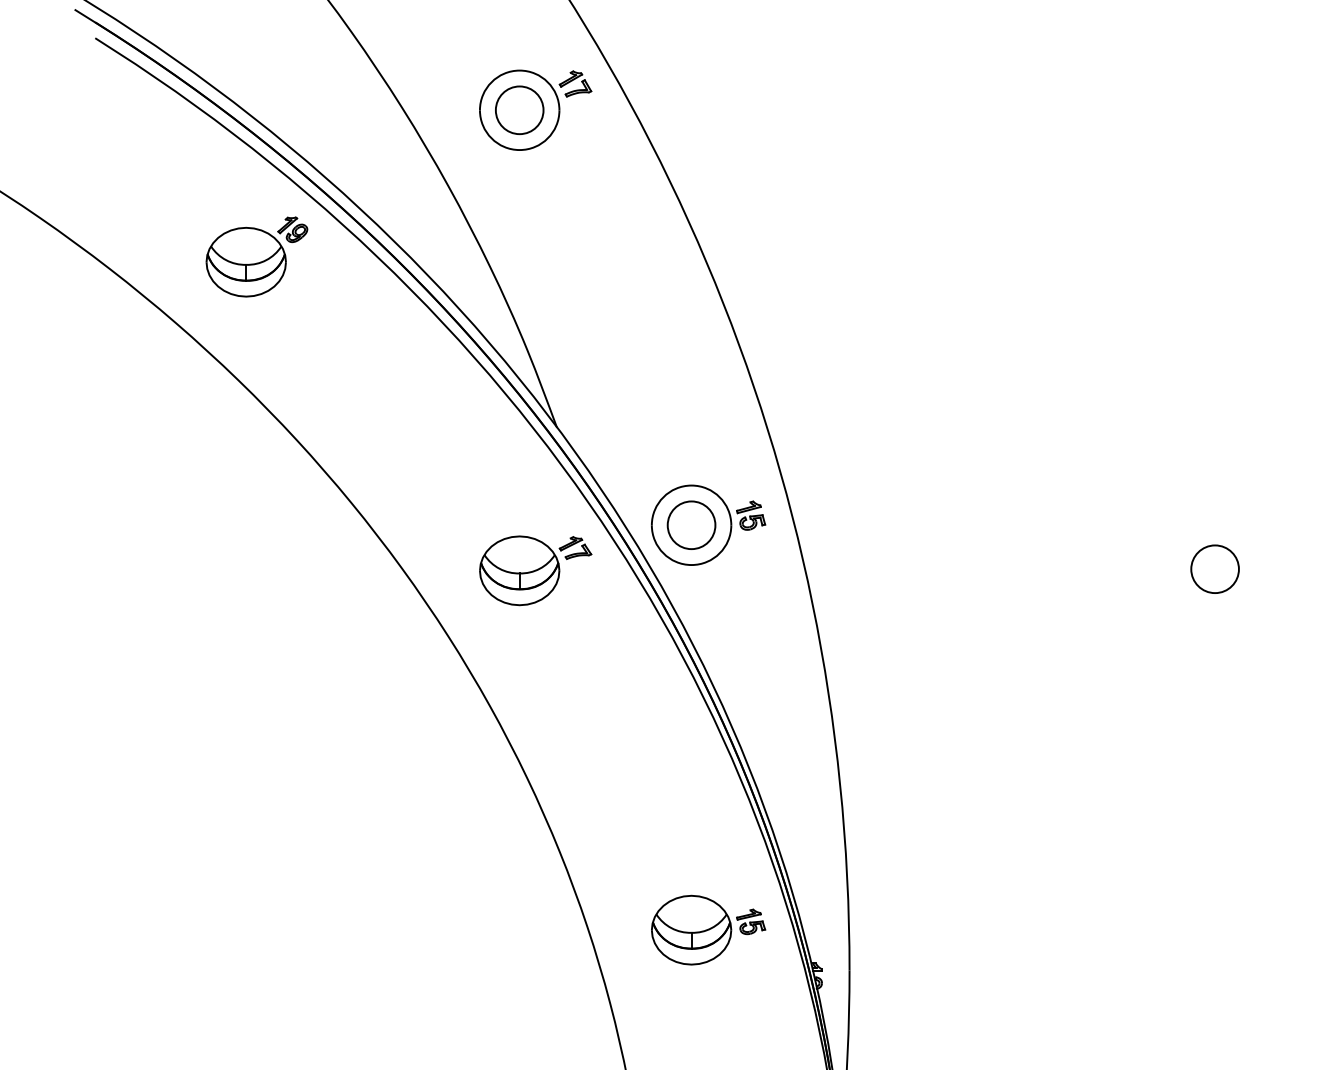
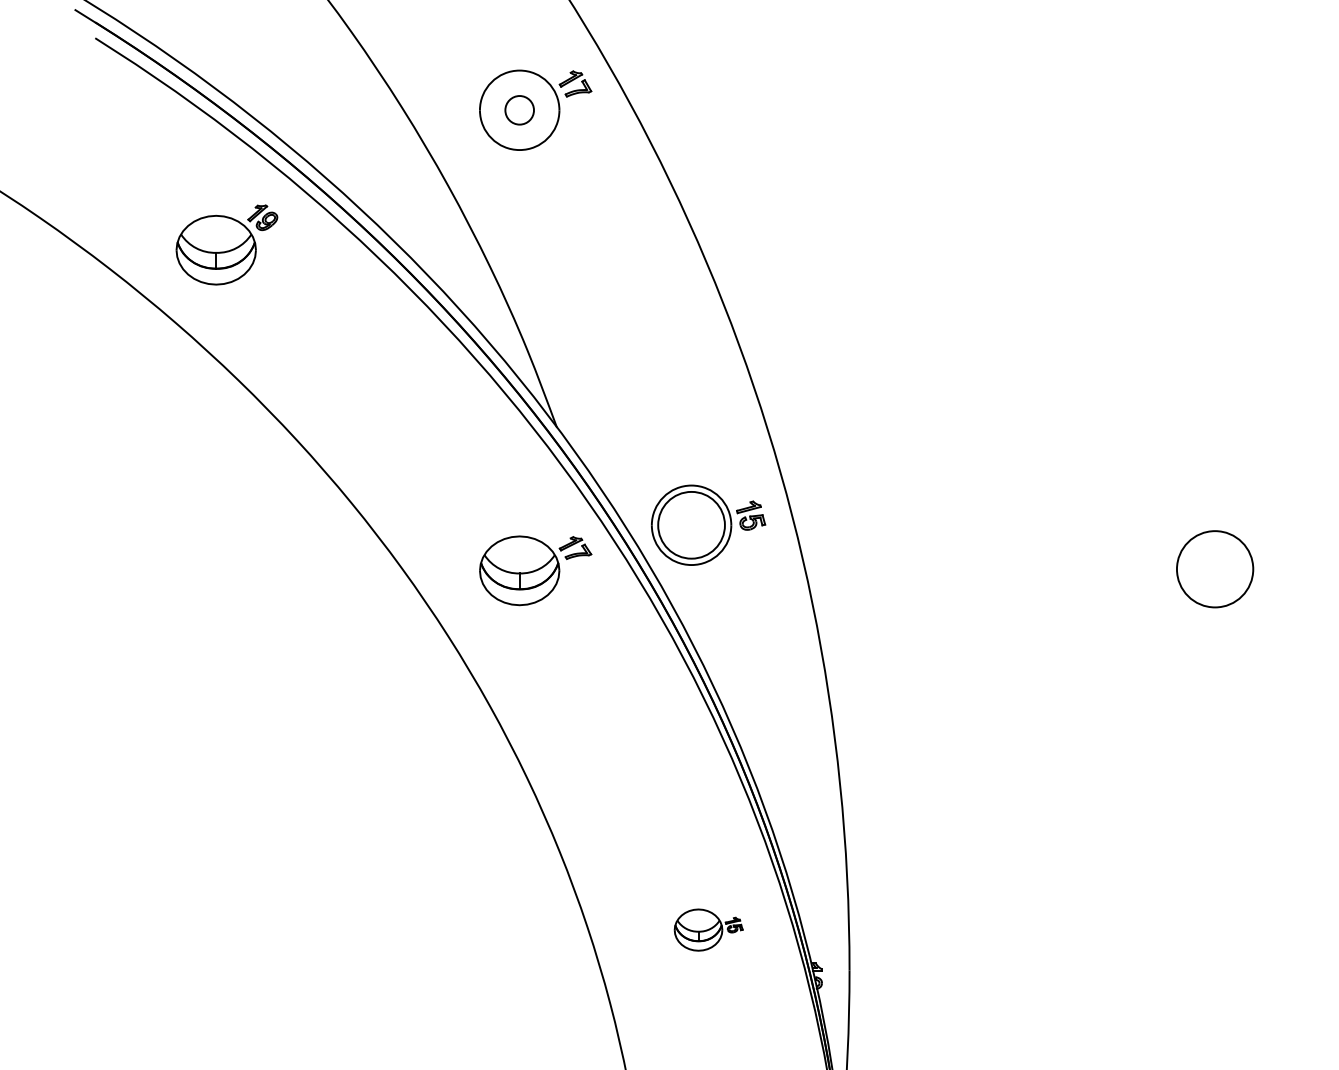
circle diameter: 48 px -> 29 px (519, 110)
part position: (256, 256) -> (226, 244) (226, 244)
circle diameter: 48 px -> 67 px (691, 524)
circle diameter: 48 px -> 76 px (1214, 569)
part size: 116x72 px -> 71x44 px (708, 929)
